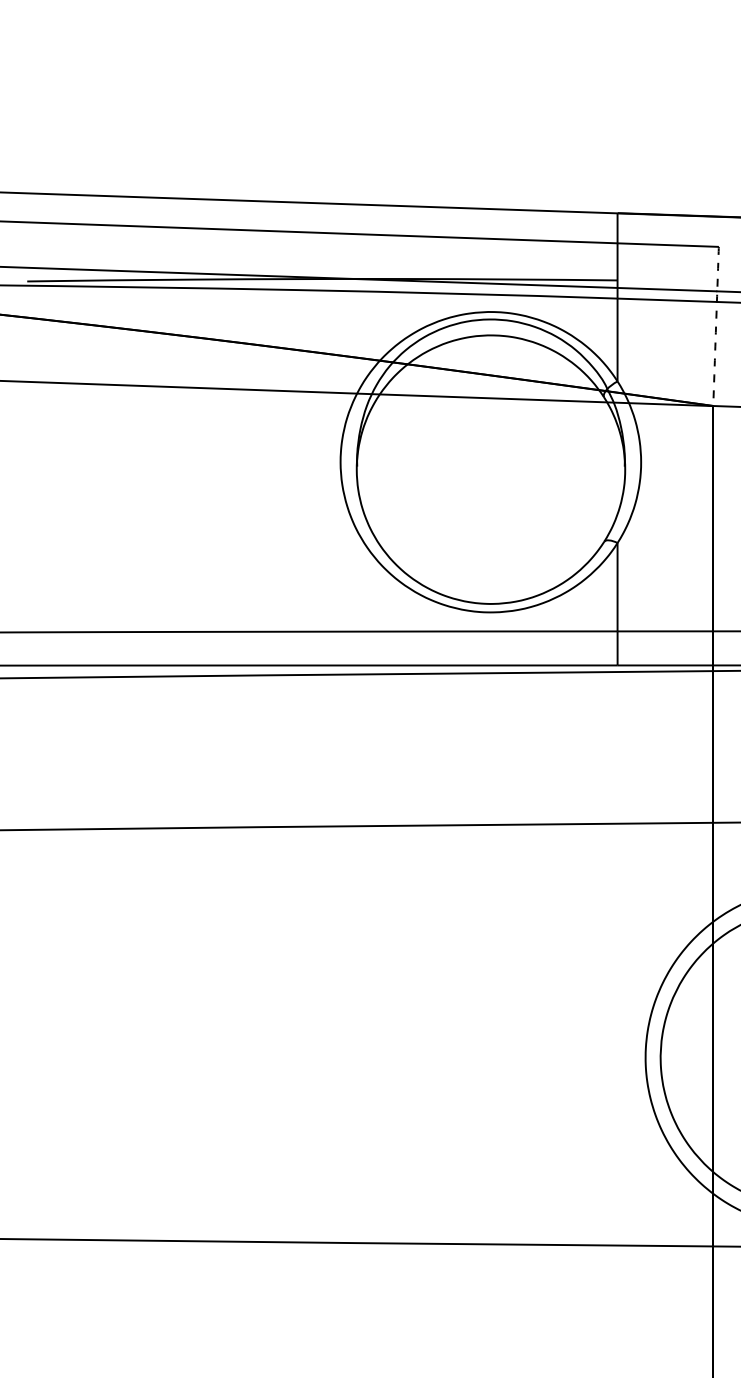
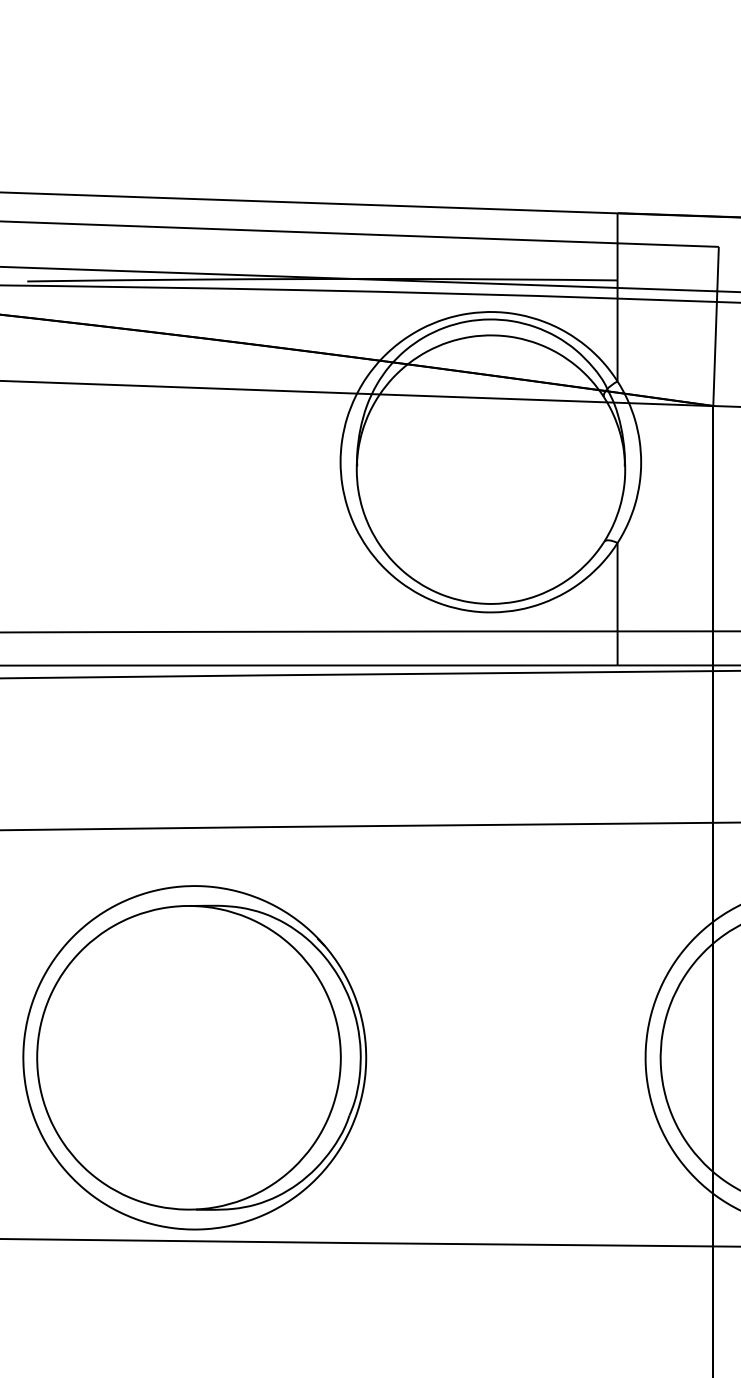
arc: dashed -> solid (716, 322)
part: none -> present (194, 1057)
